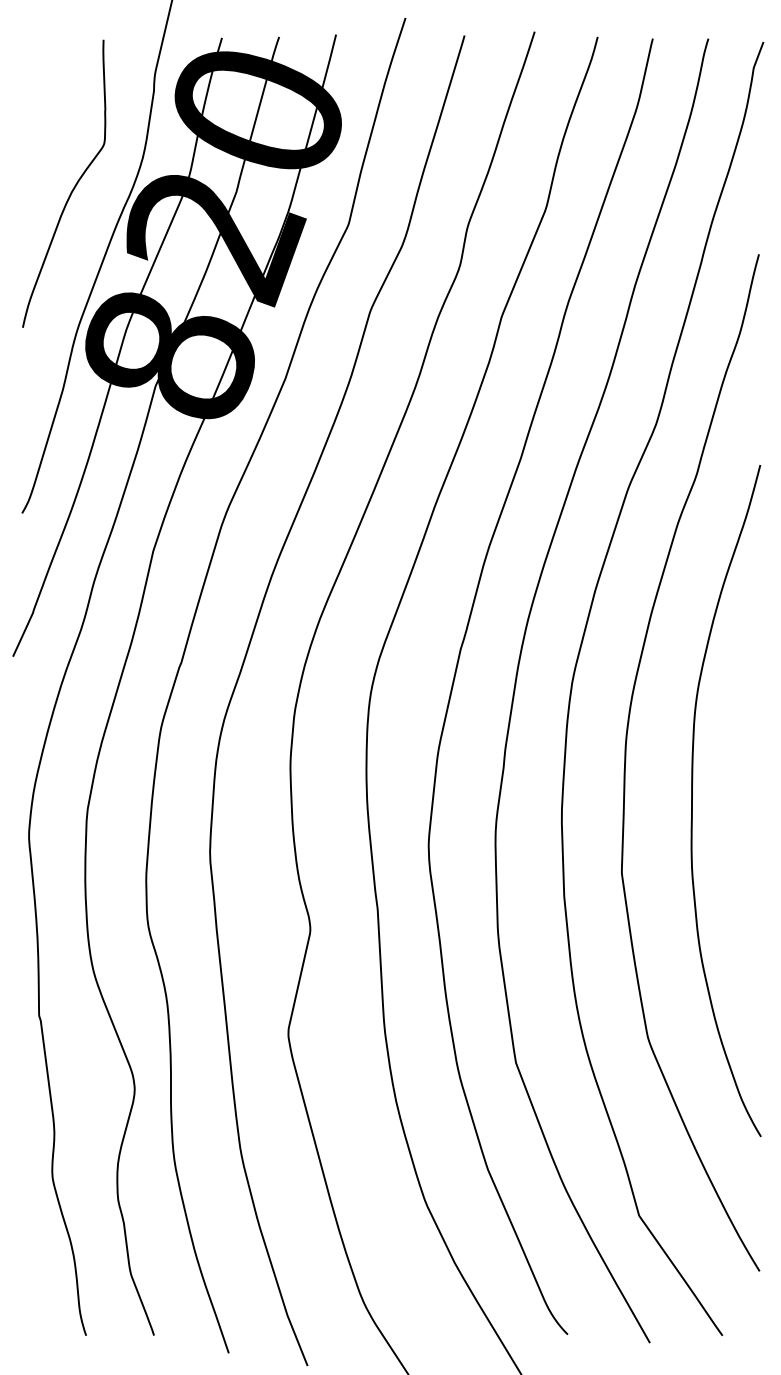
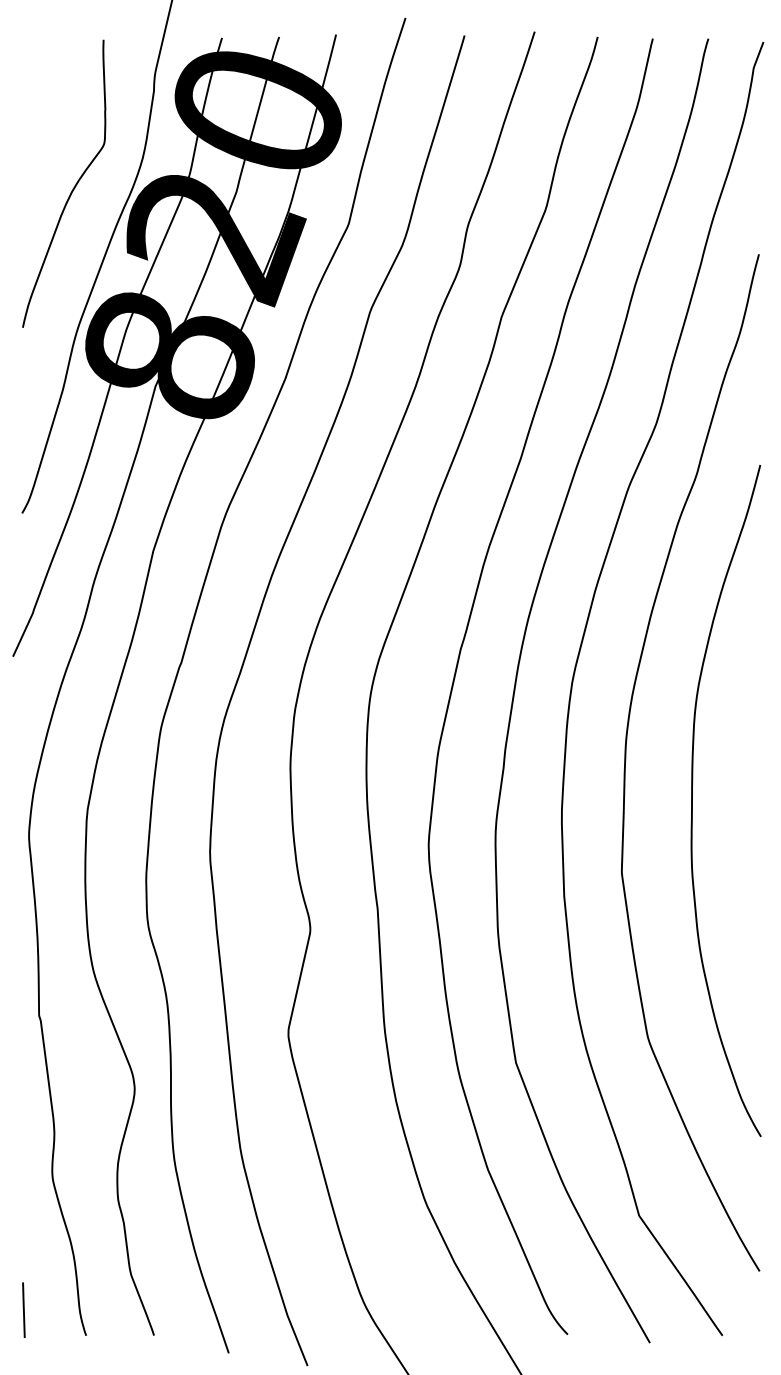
line: none -> present (23, 1309)
